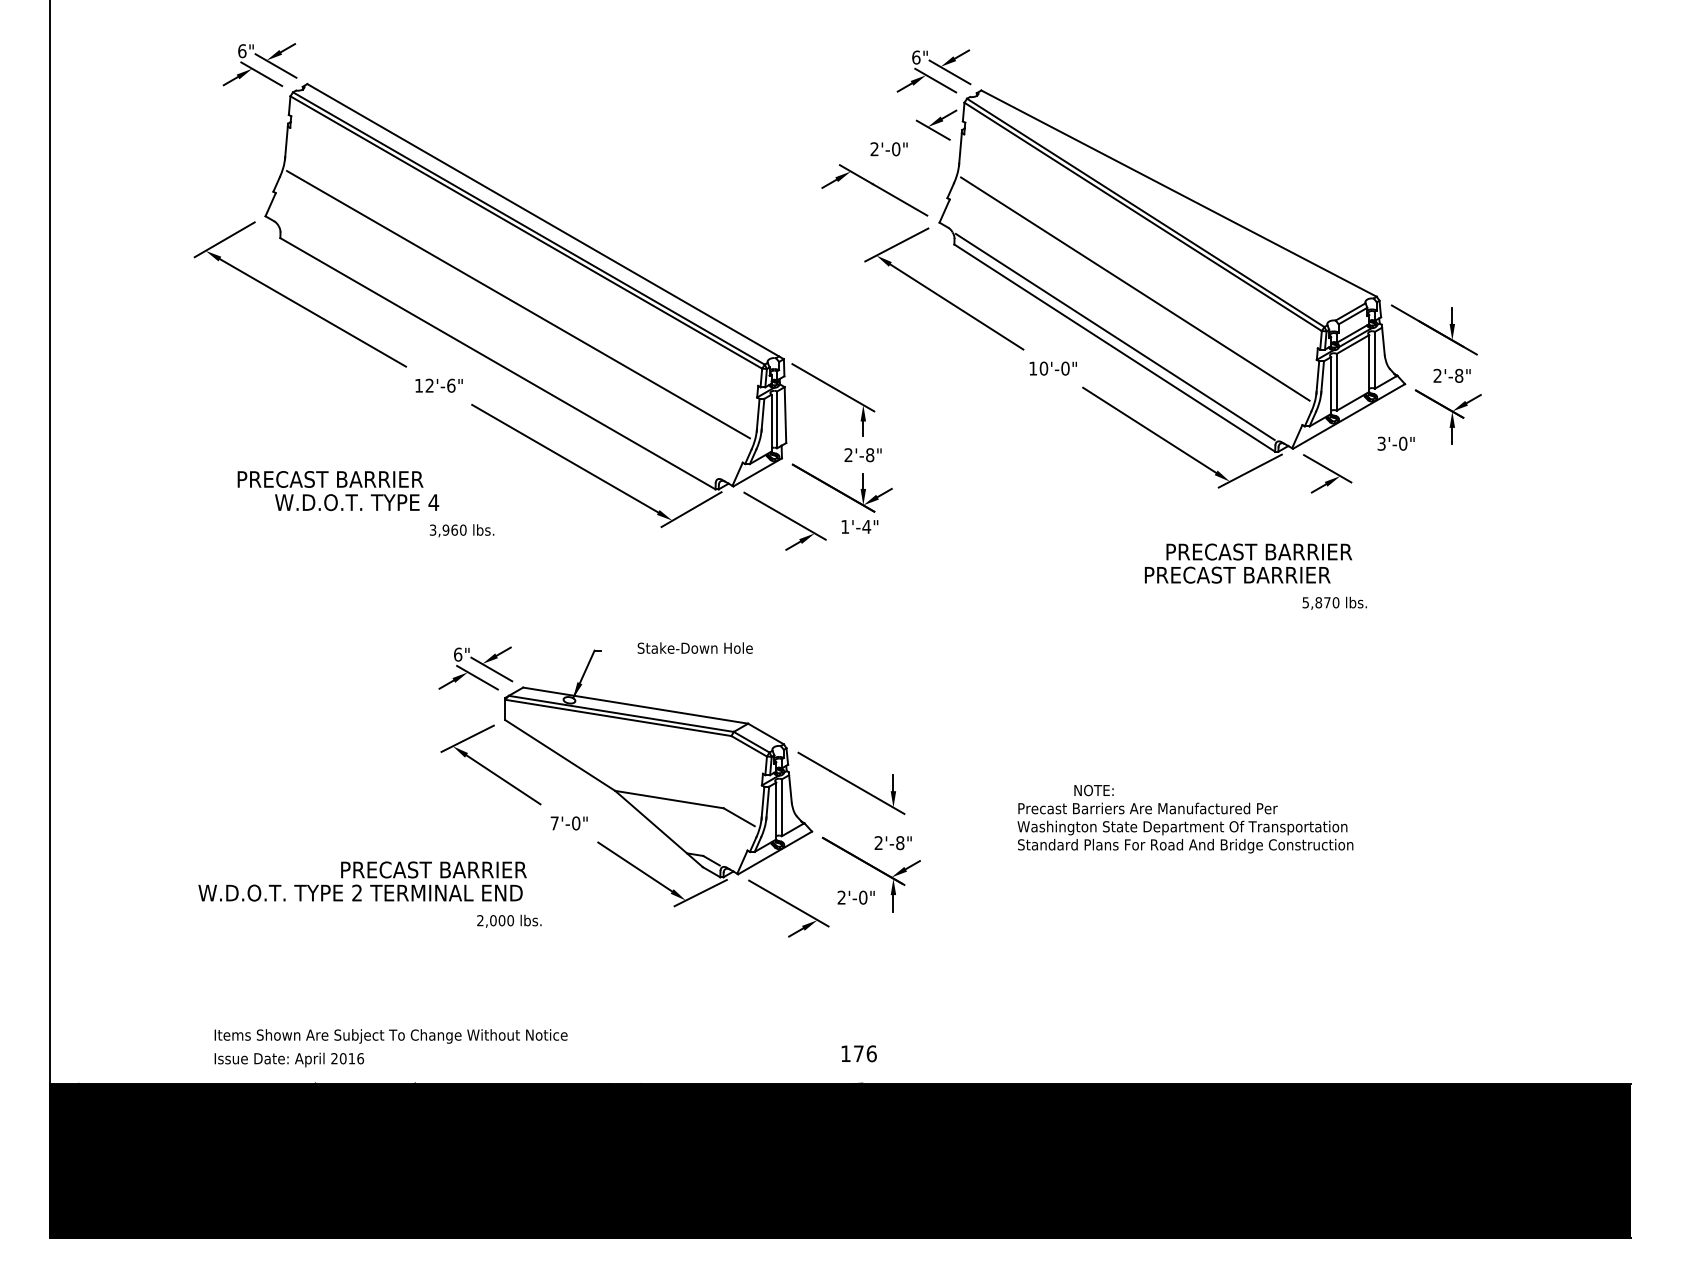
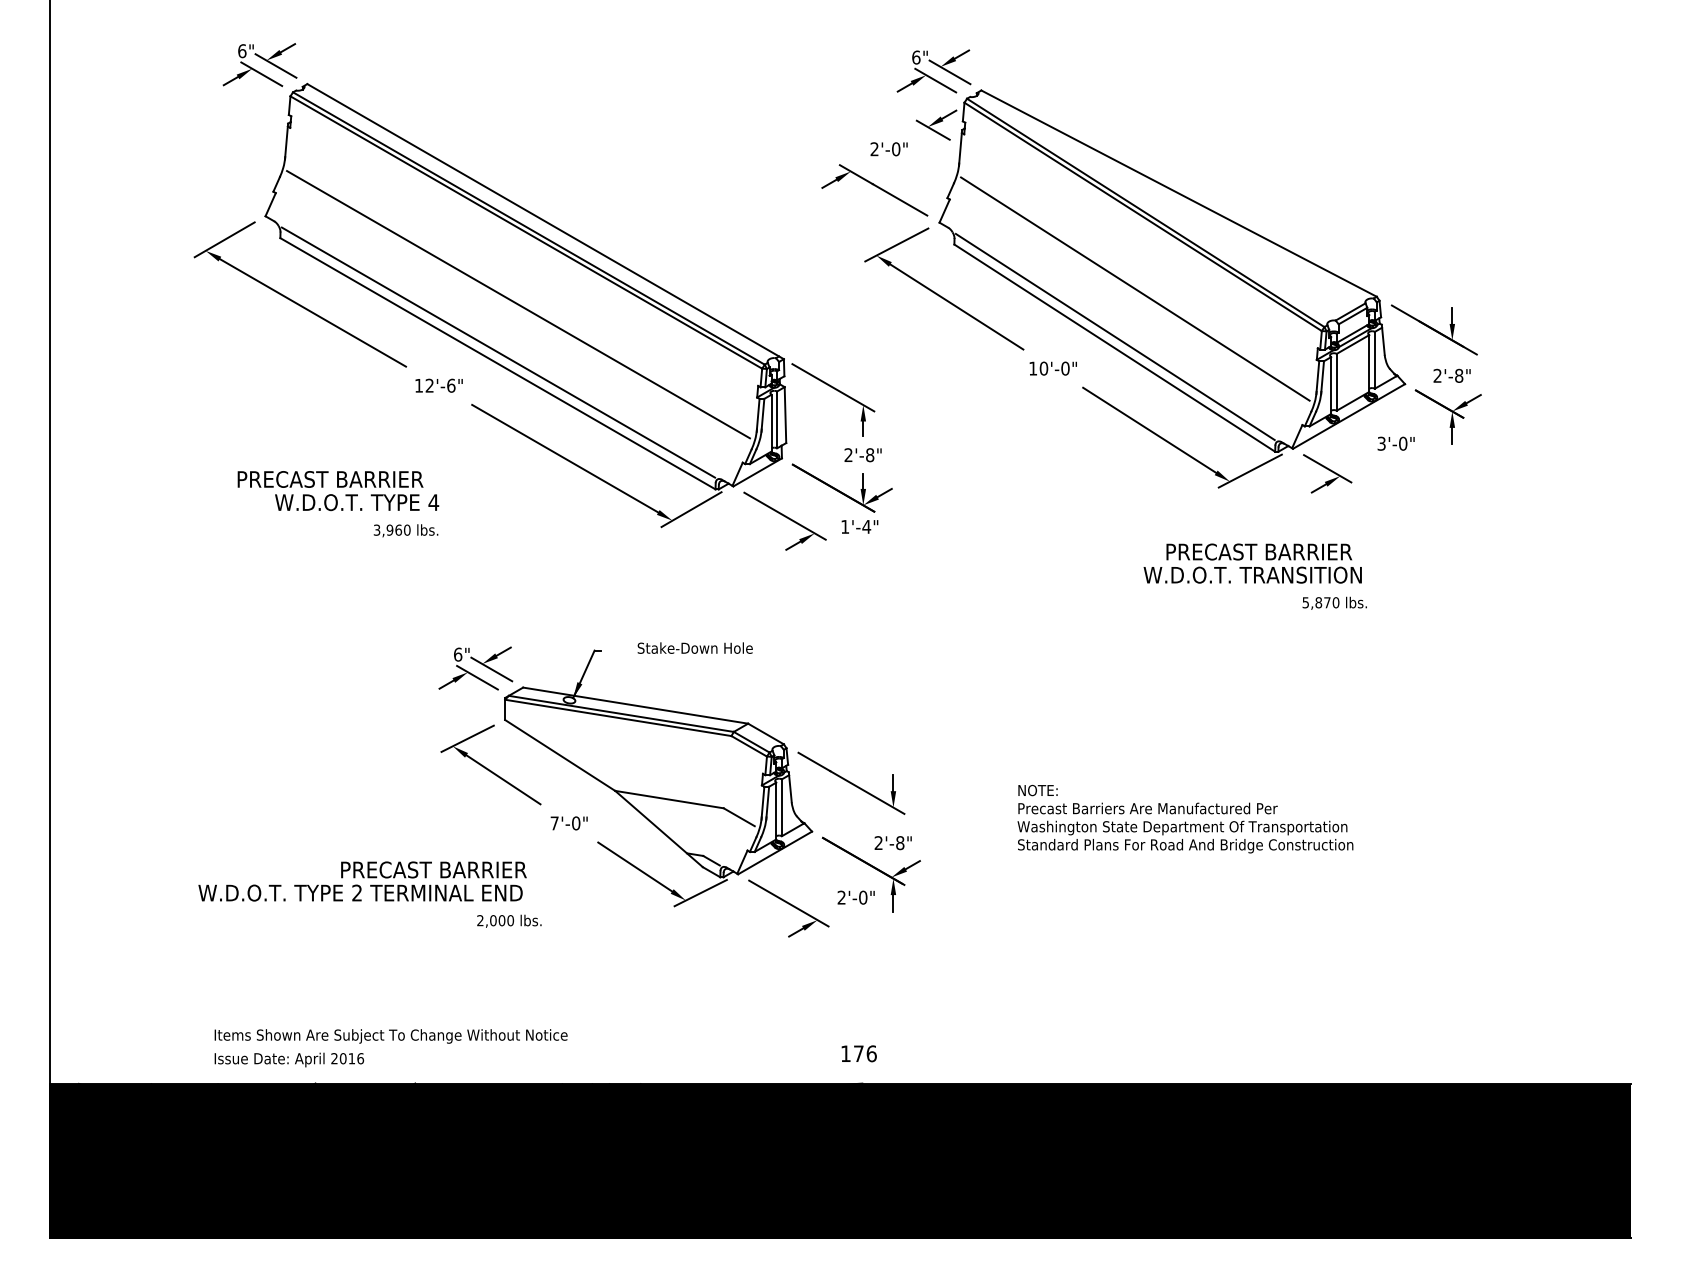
line: none -> present (498, 352)
text position: (461, 530) -> (405, 530) (405, 530)
text: PRECAST BARRIER -> W.D.O.T. TRANSITION (1252, 574)
text position: (1093, 790) -> (1037, 790) (1037, 790)
